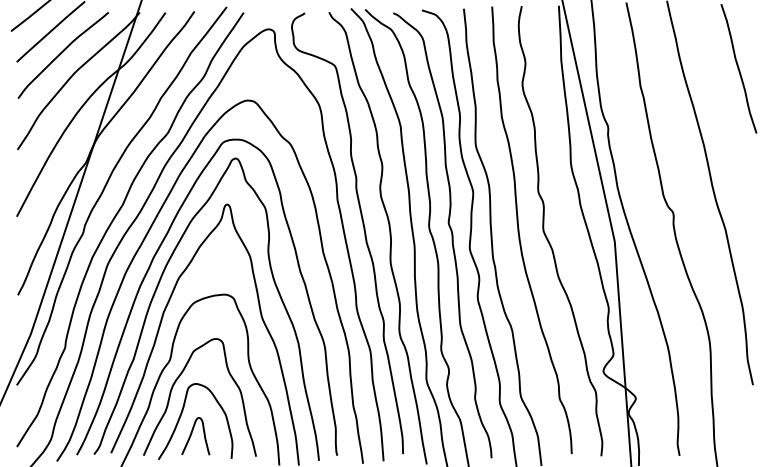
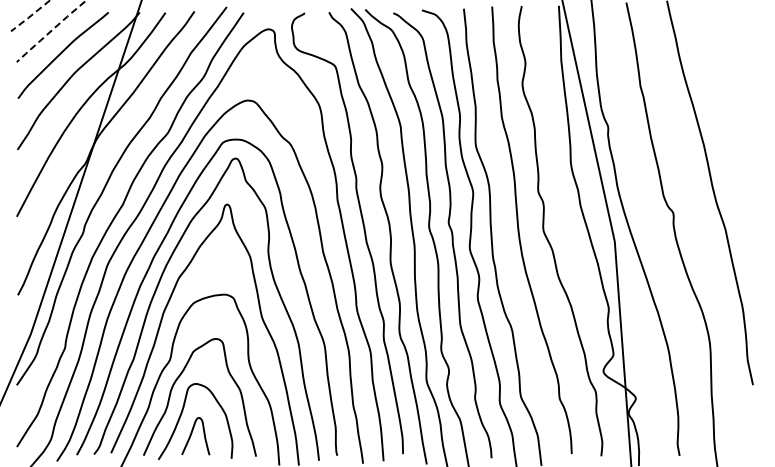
line: solid -> dashed (30, 16)
line: solid -> dashed (50, 31)
curve: present -> none (738, 68)
